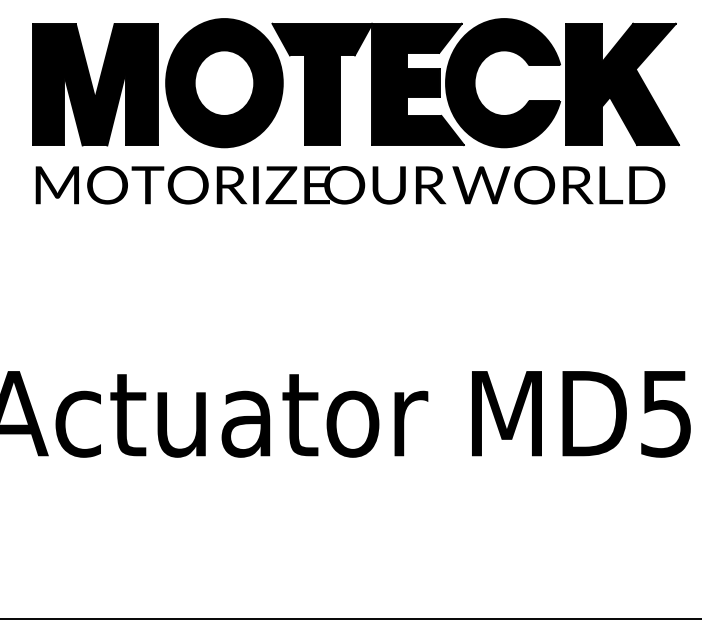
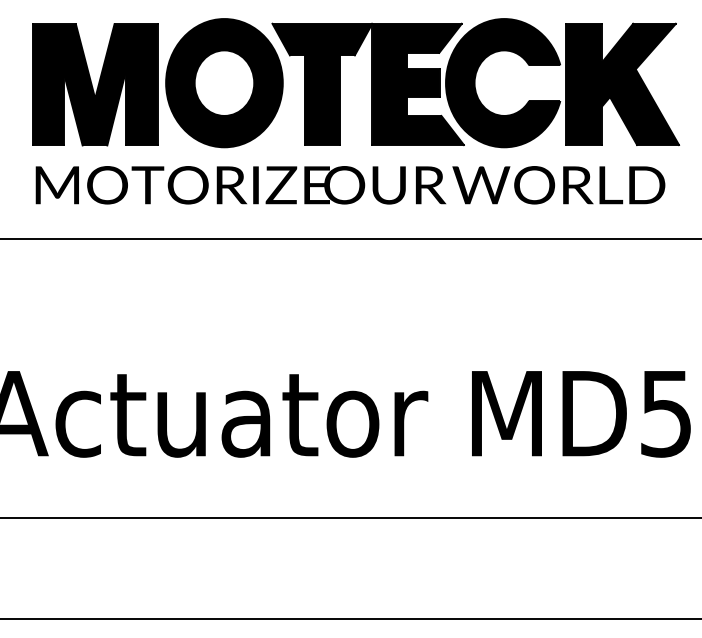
line: none -> present (350, 238)
line: none -> present (350, 517)
